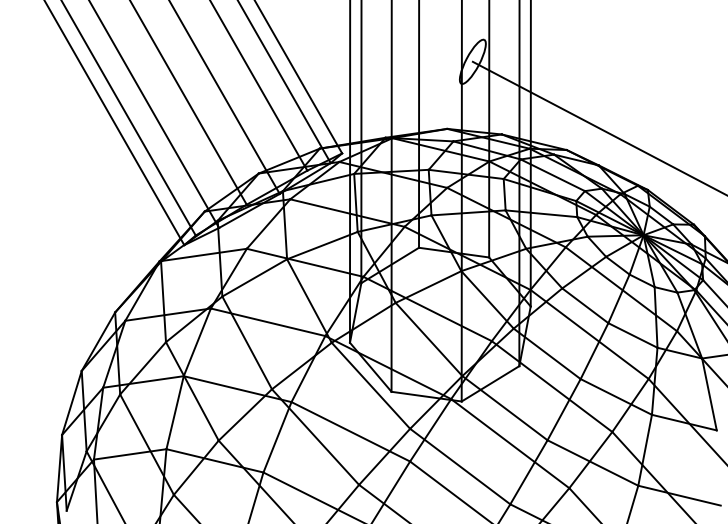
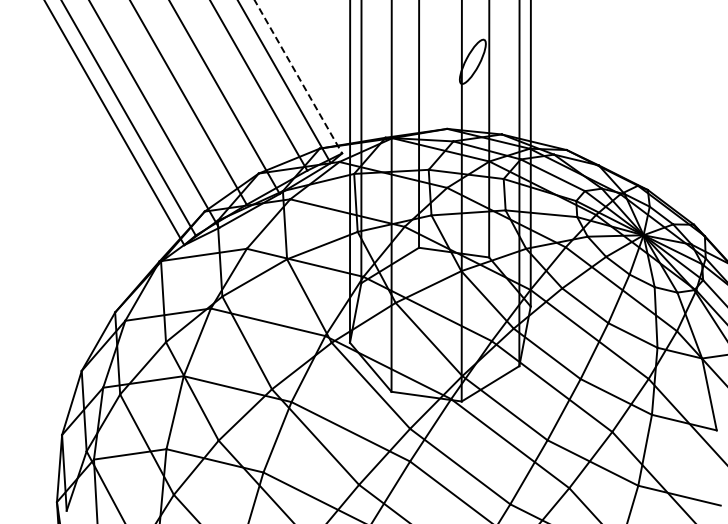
line: solid -> dashed (298, 77)
line: present -> none (598, 127)
